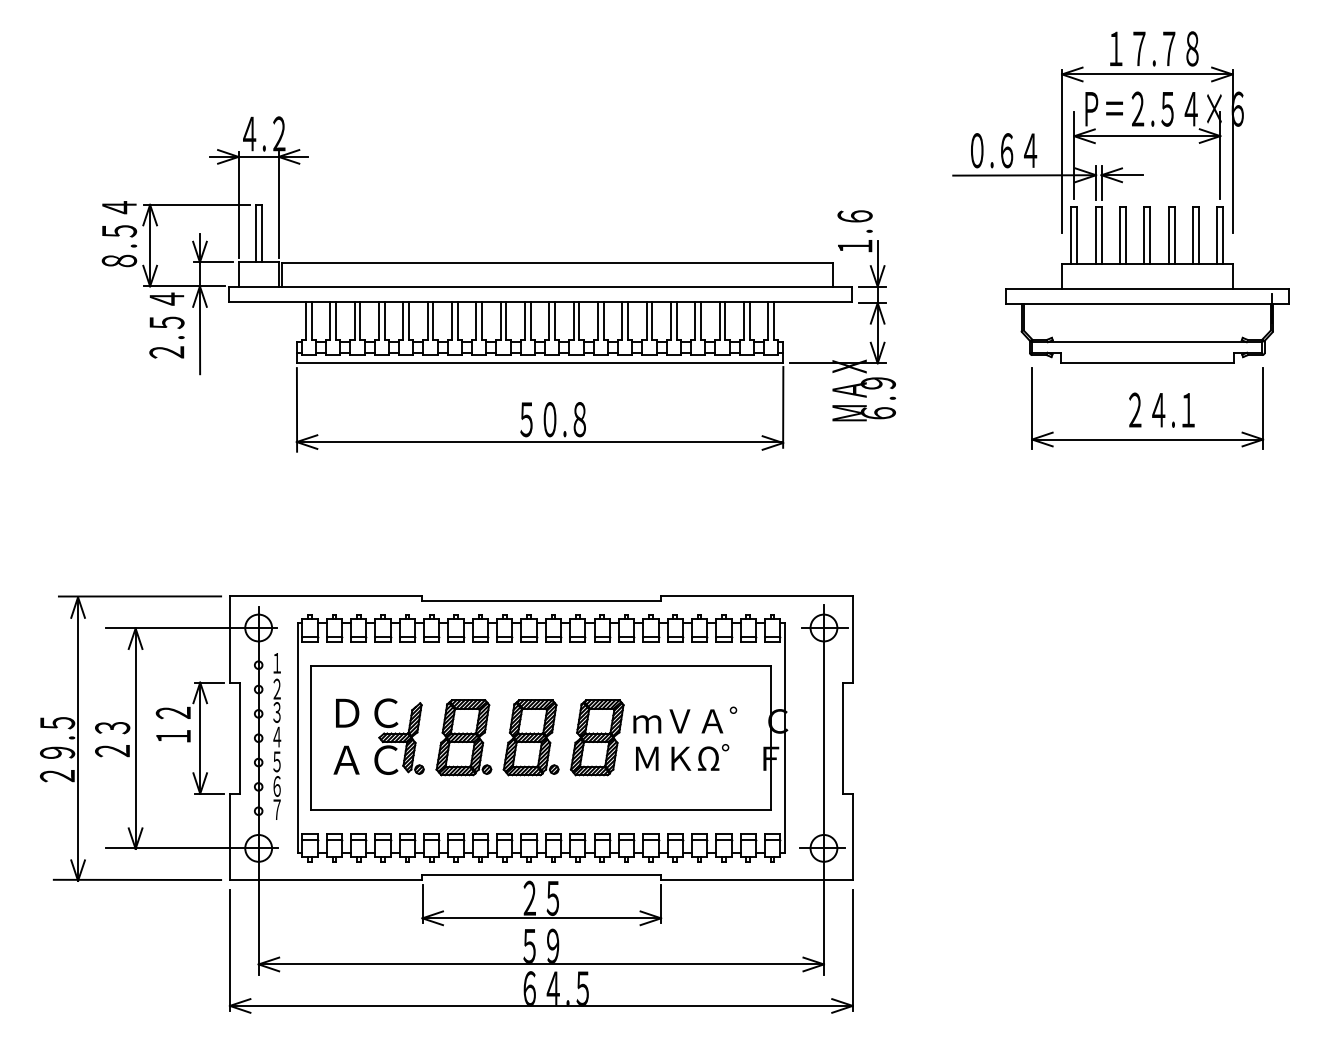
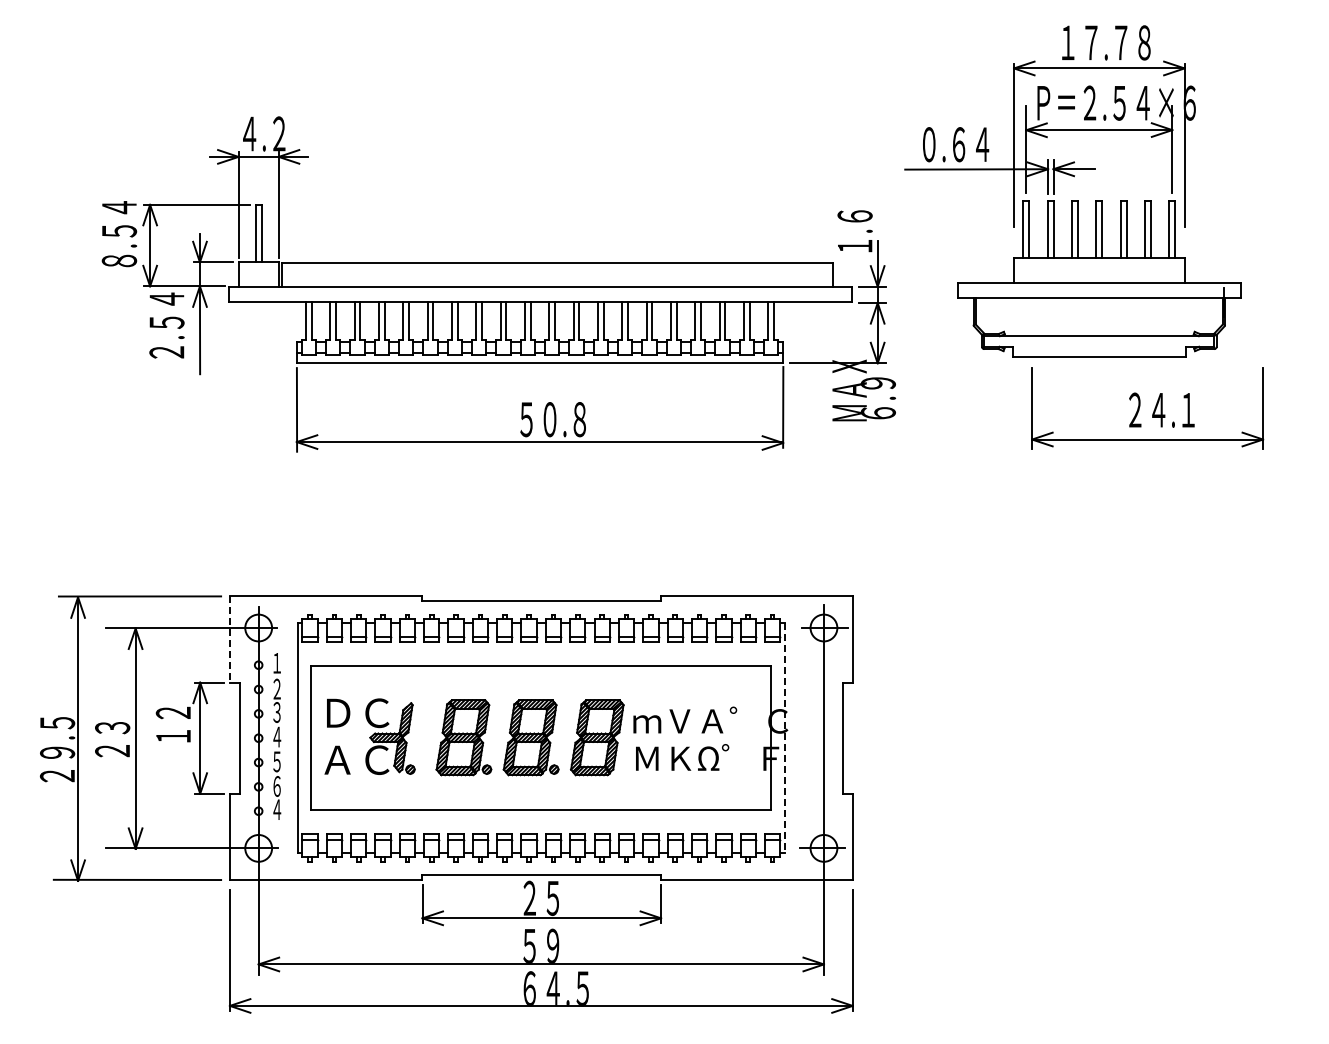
part position: (1120, 206) -> (1072, 200) (1072, 200)
line: solid -> dashed (229, 640)
part position: (378, 736) -> (369, 736) (369, 736)
line: solid -> dashed (785, 738)
text: ７ -> ４ (277, 809)
